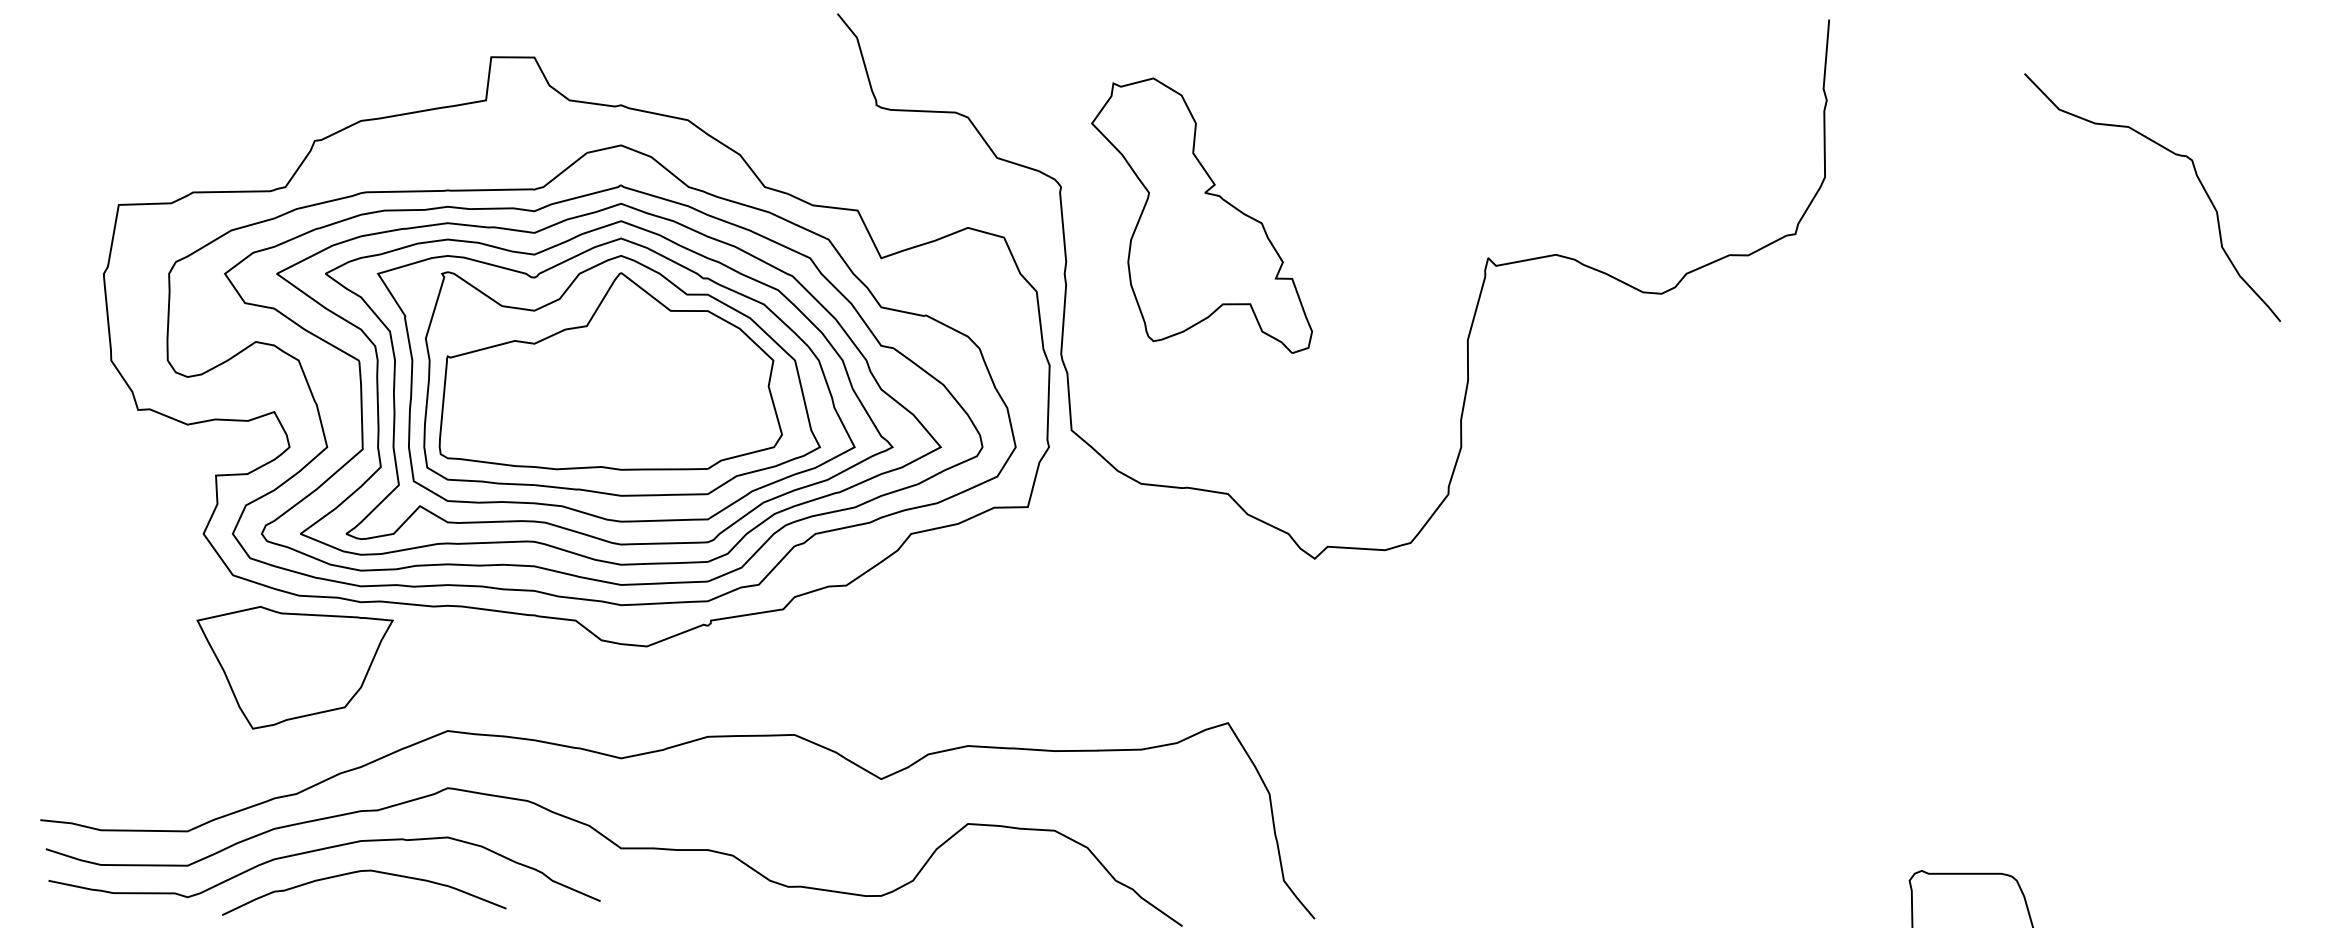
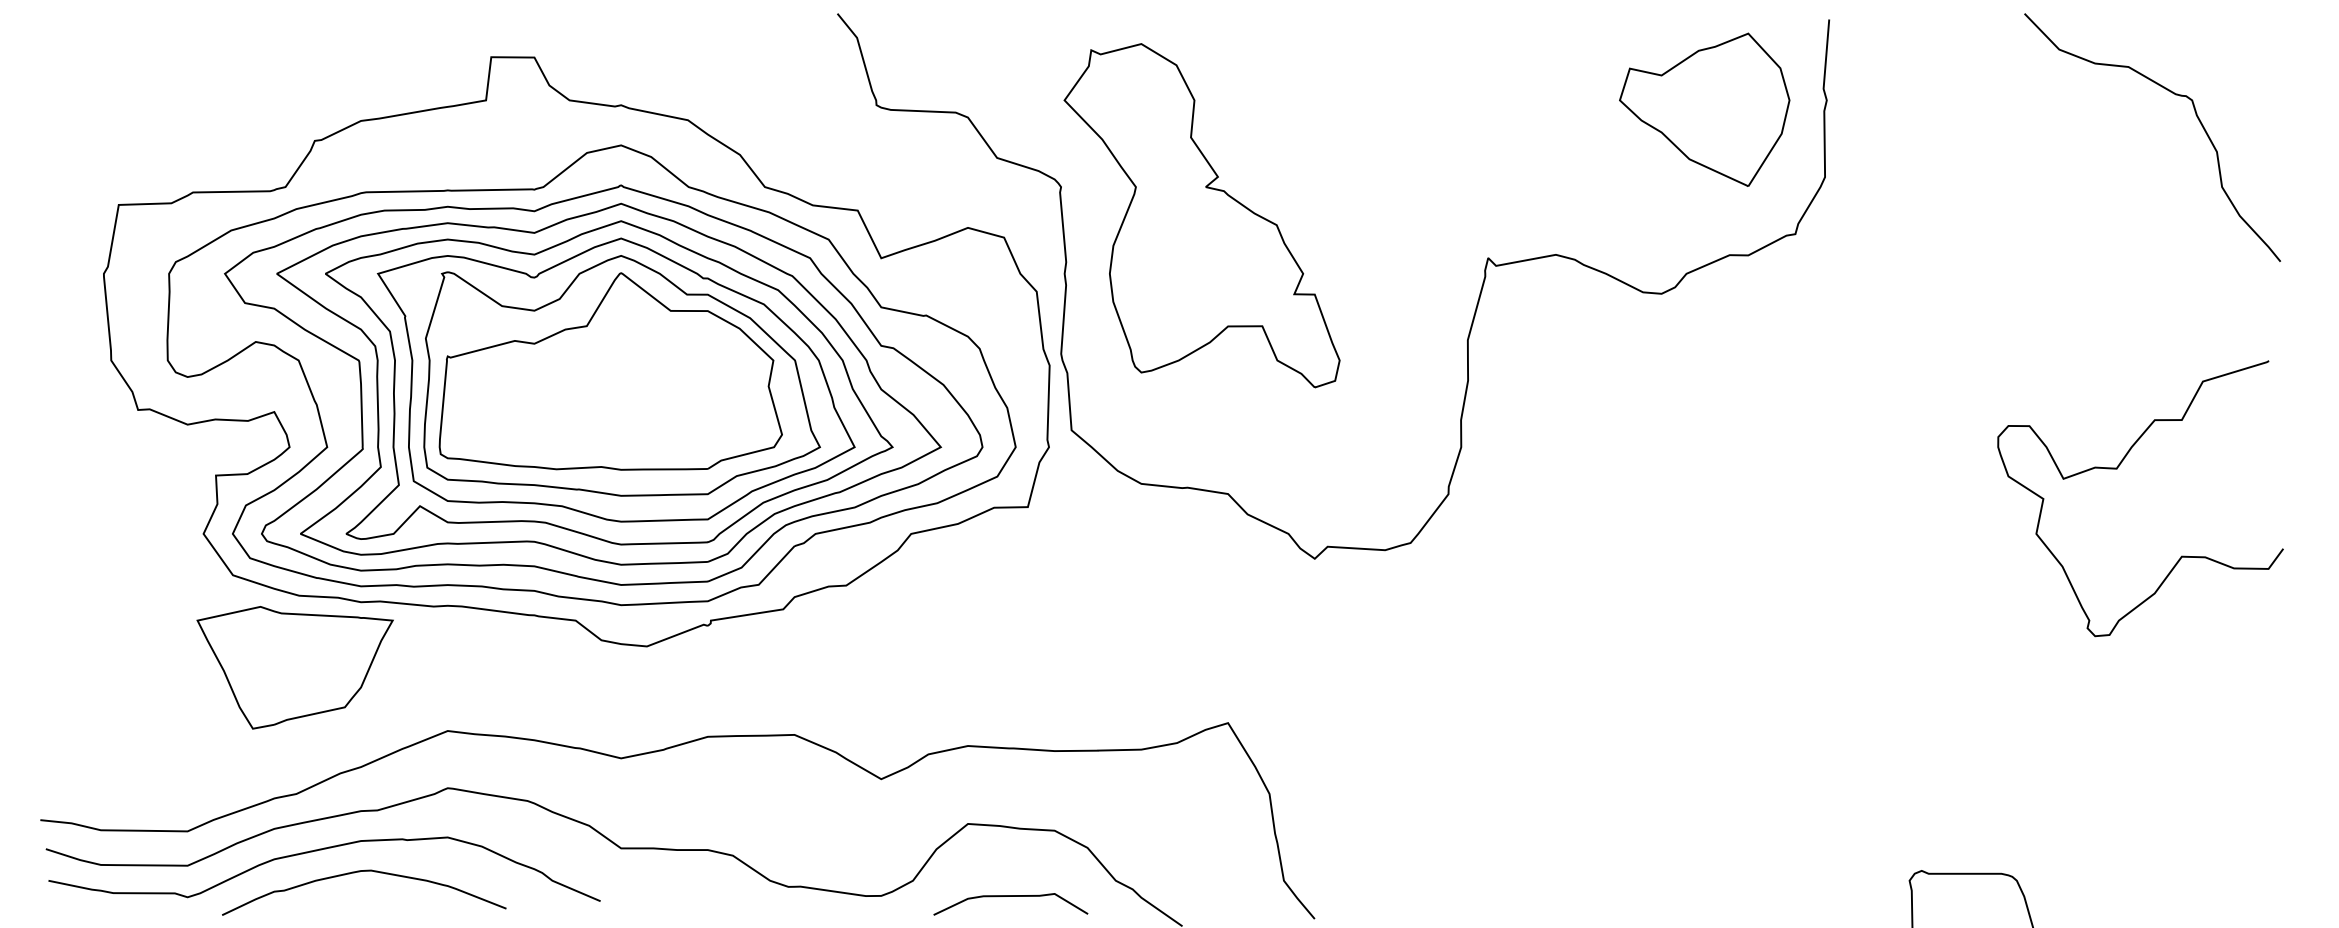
part: none -> present (1704, 109)
curve position: (2175, 155) -> (2175, 95) (2175, 95)
part size: 222x277 px -> 278x346 px (1201, 215)
curve: none -> present (2117, 469)
curve: none -> present (1010, 896)
